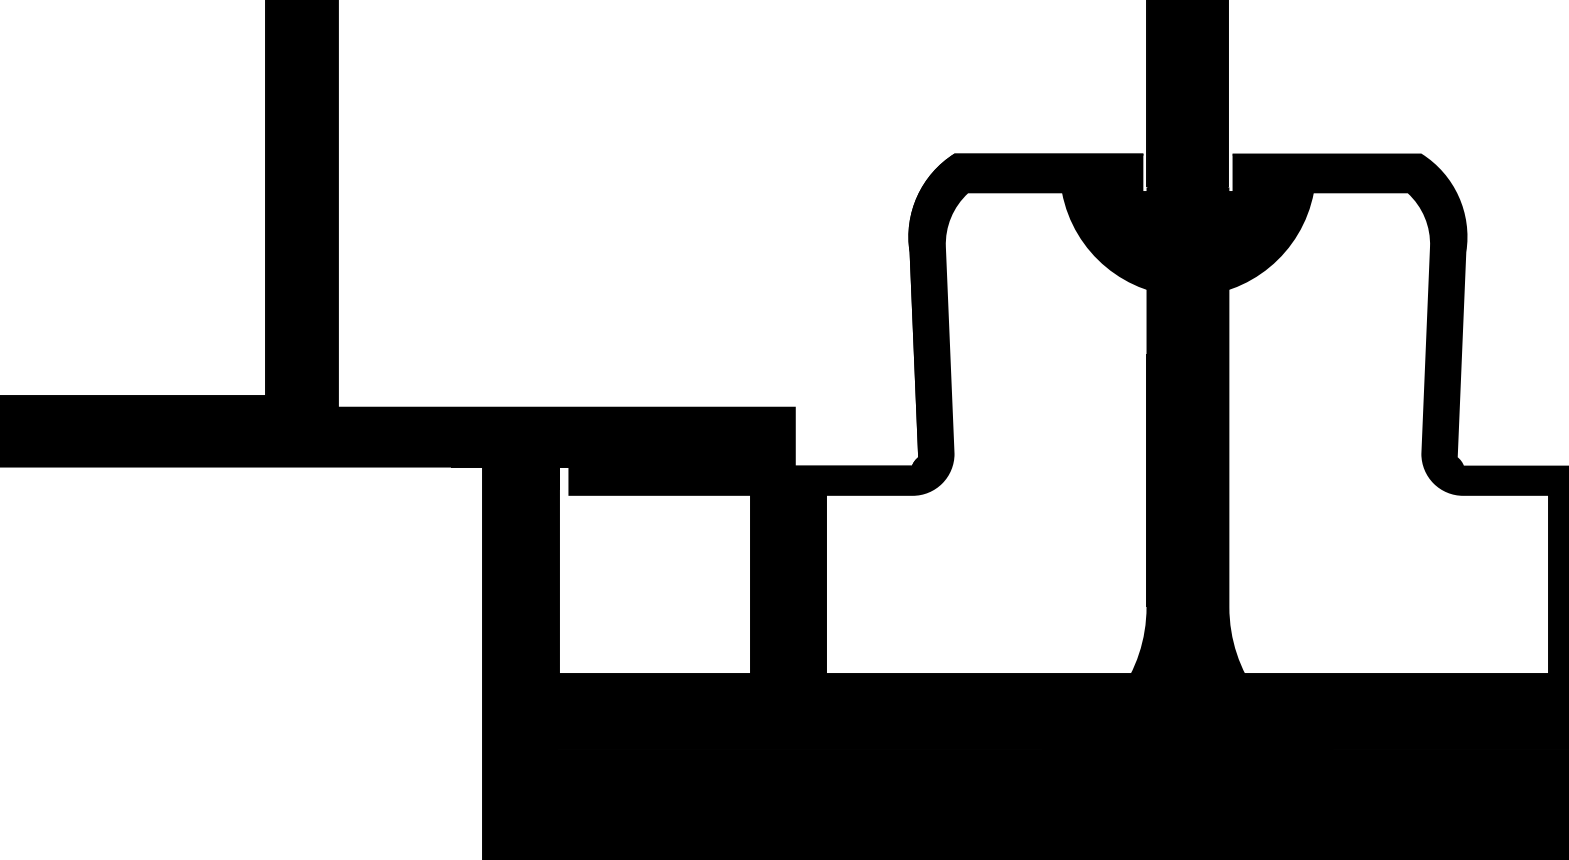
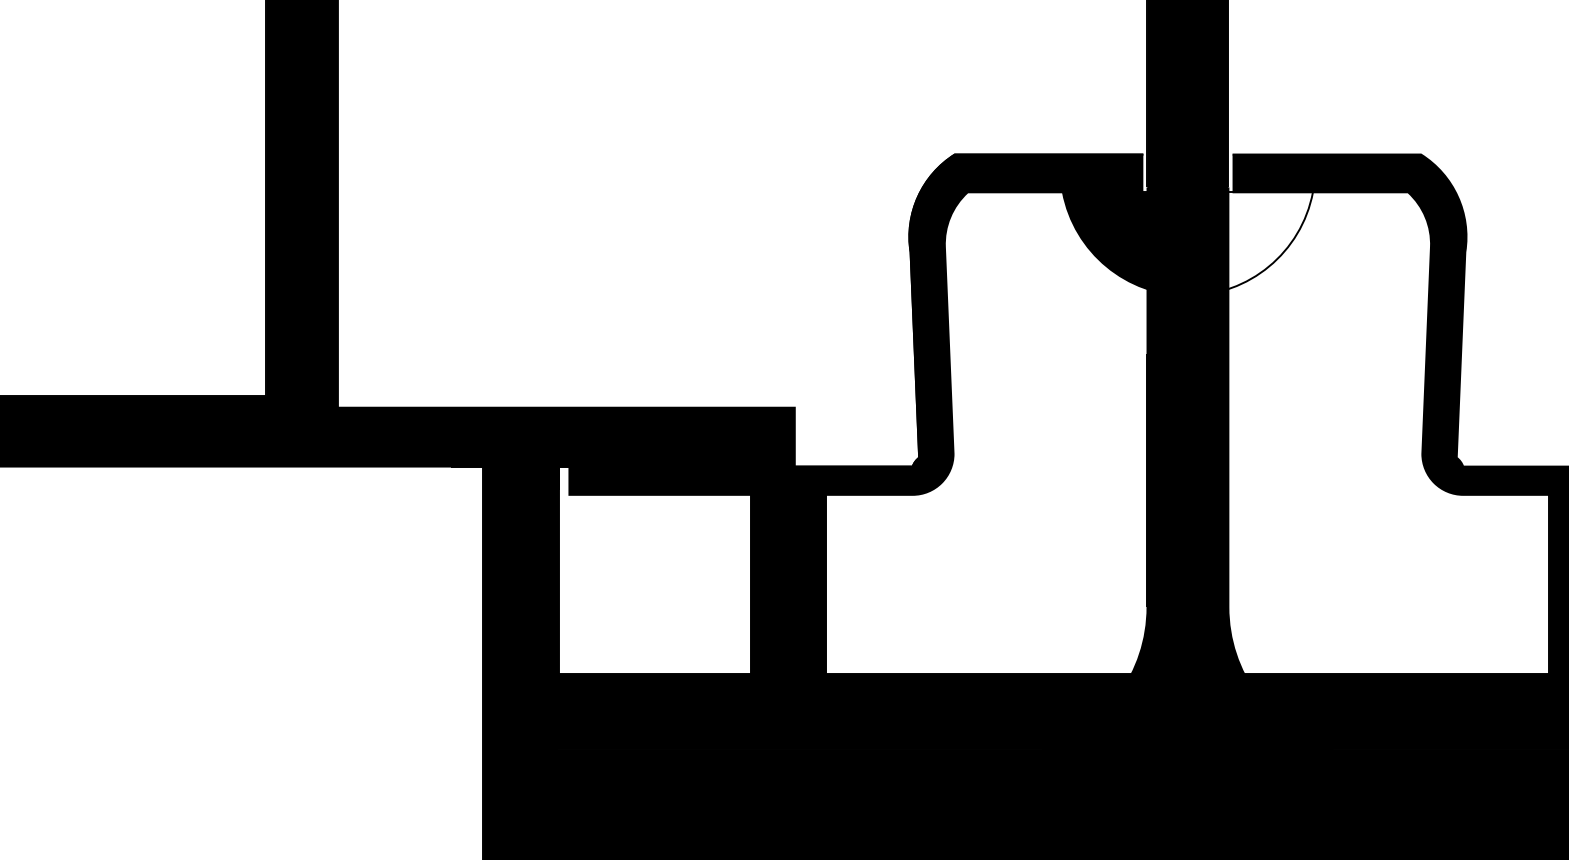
fill: present -> none (1270, 240)
